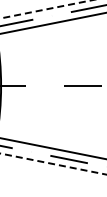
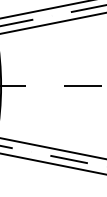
line: dashed -> solid (46, 9)
line: dashed -> solid (53, 164)
